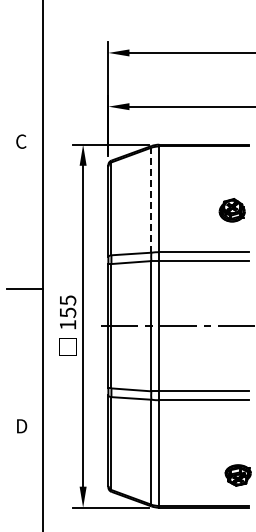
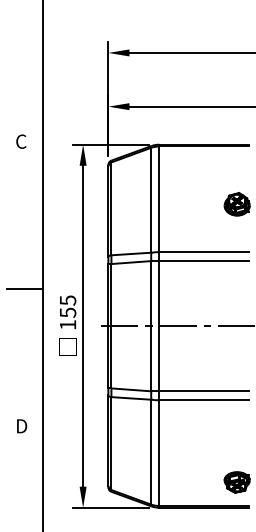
line: dashed -> solid (151, 199)
part position: (231, 210) -> (236, 204) (236, 204)
part position: (237, 475) -> (236, 482) (236, 482)
